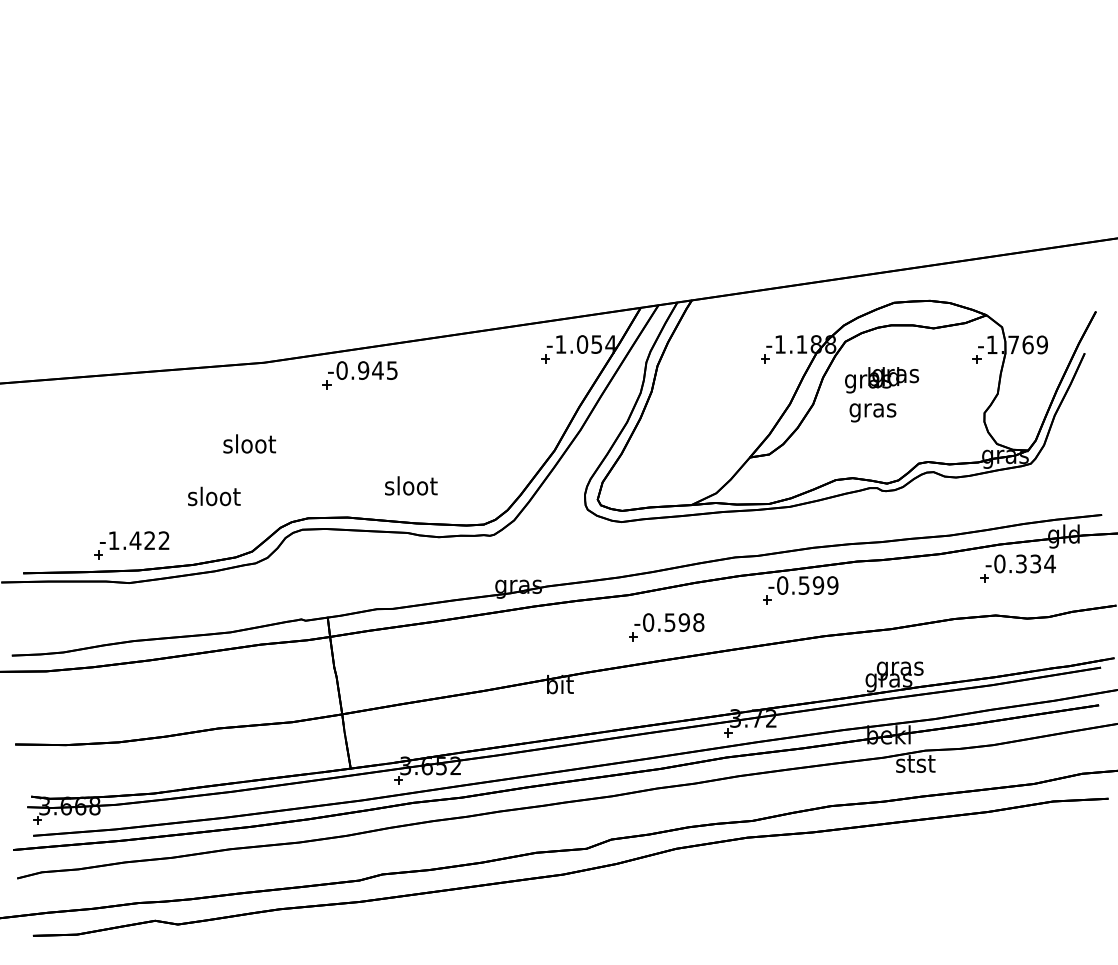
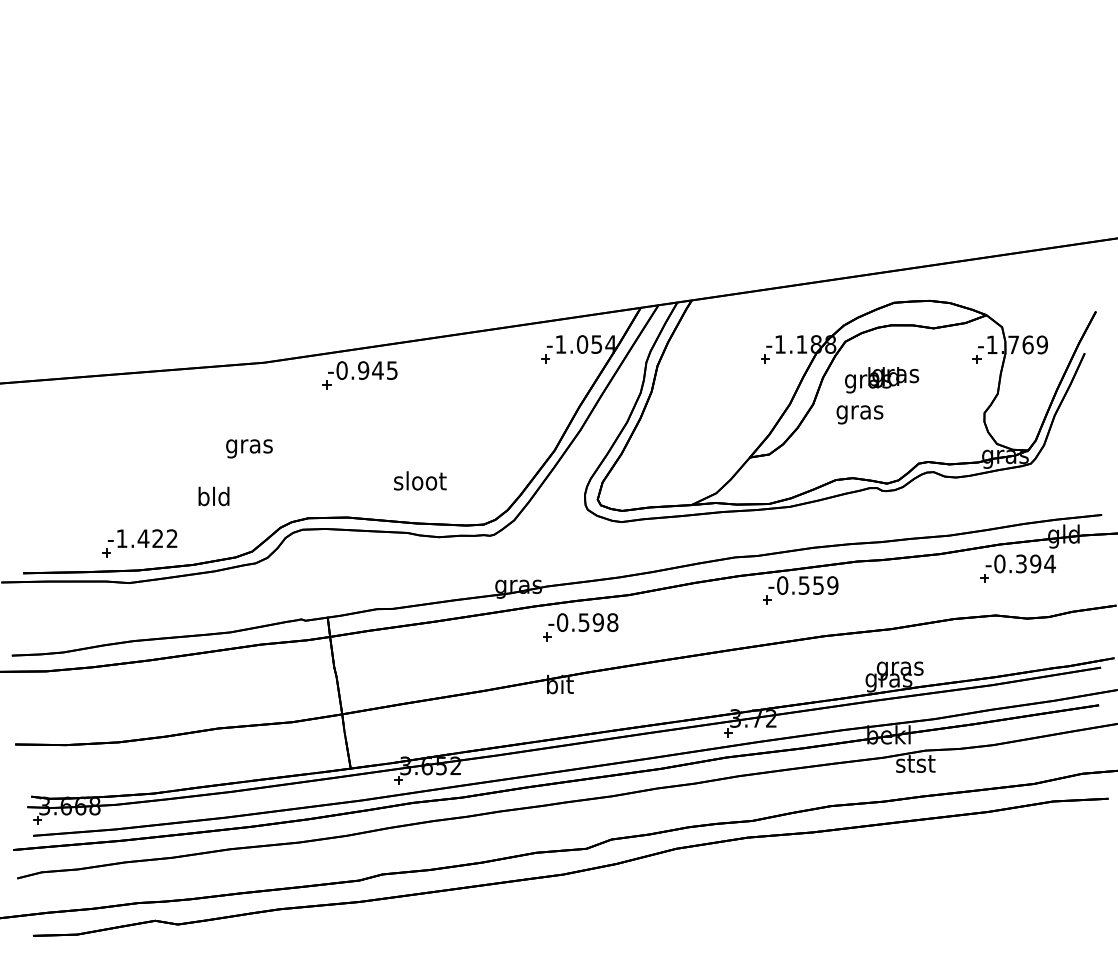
text position: (872, 412) -> (859, 414) (859, 414)
text: sloot -> gras (249, 446)
text position: (411, 485) -> (420, 480) (420, 480)
text: sloot -> bld (214, 496)
part position: (131, 545) -> (139, 543) (139, 543)
text: -0.334 -> -0.394 (1035, 563)
text: -0.599 -> -0.559 (818, 585)
part position: (666, 627) -> (580, 627) (580, 627)
